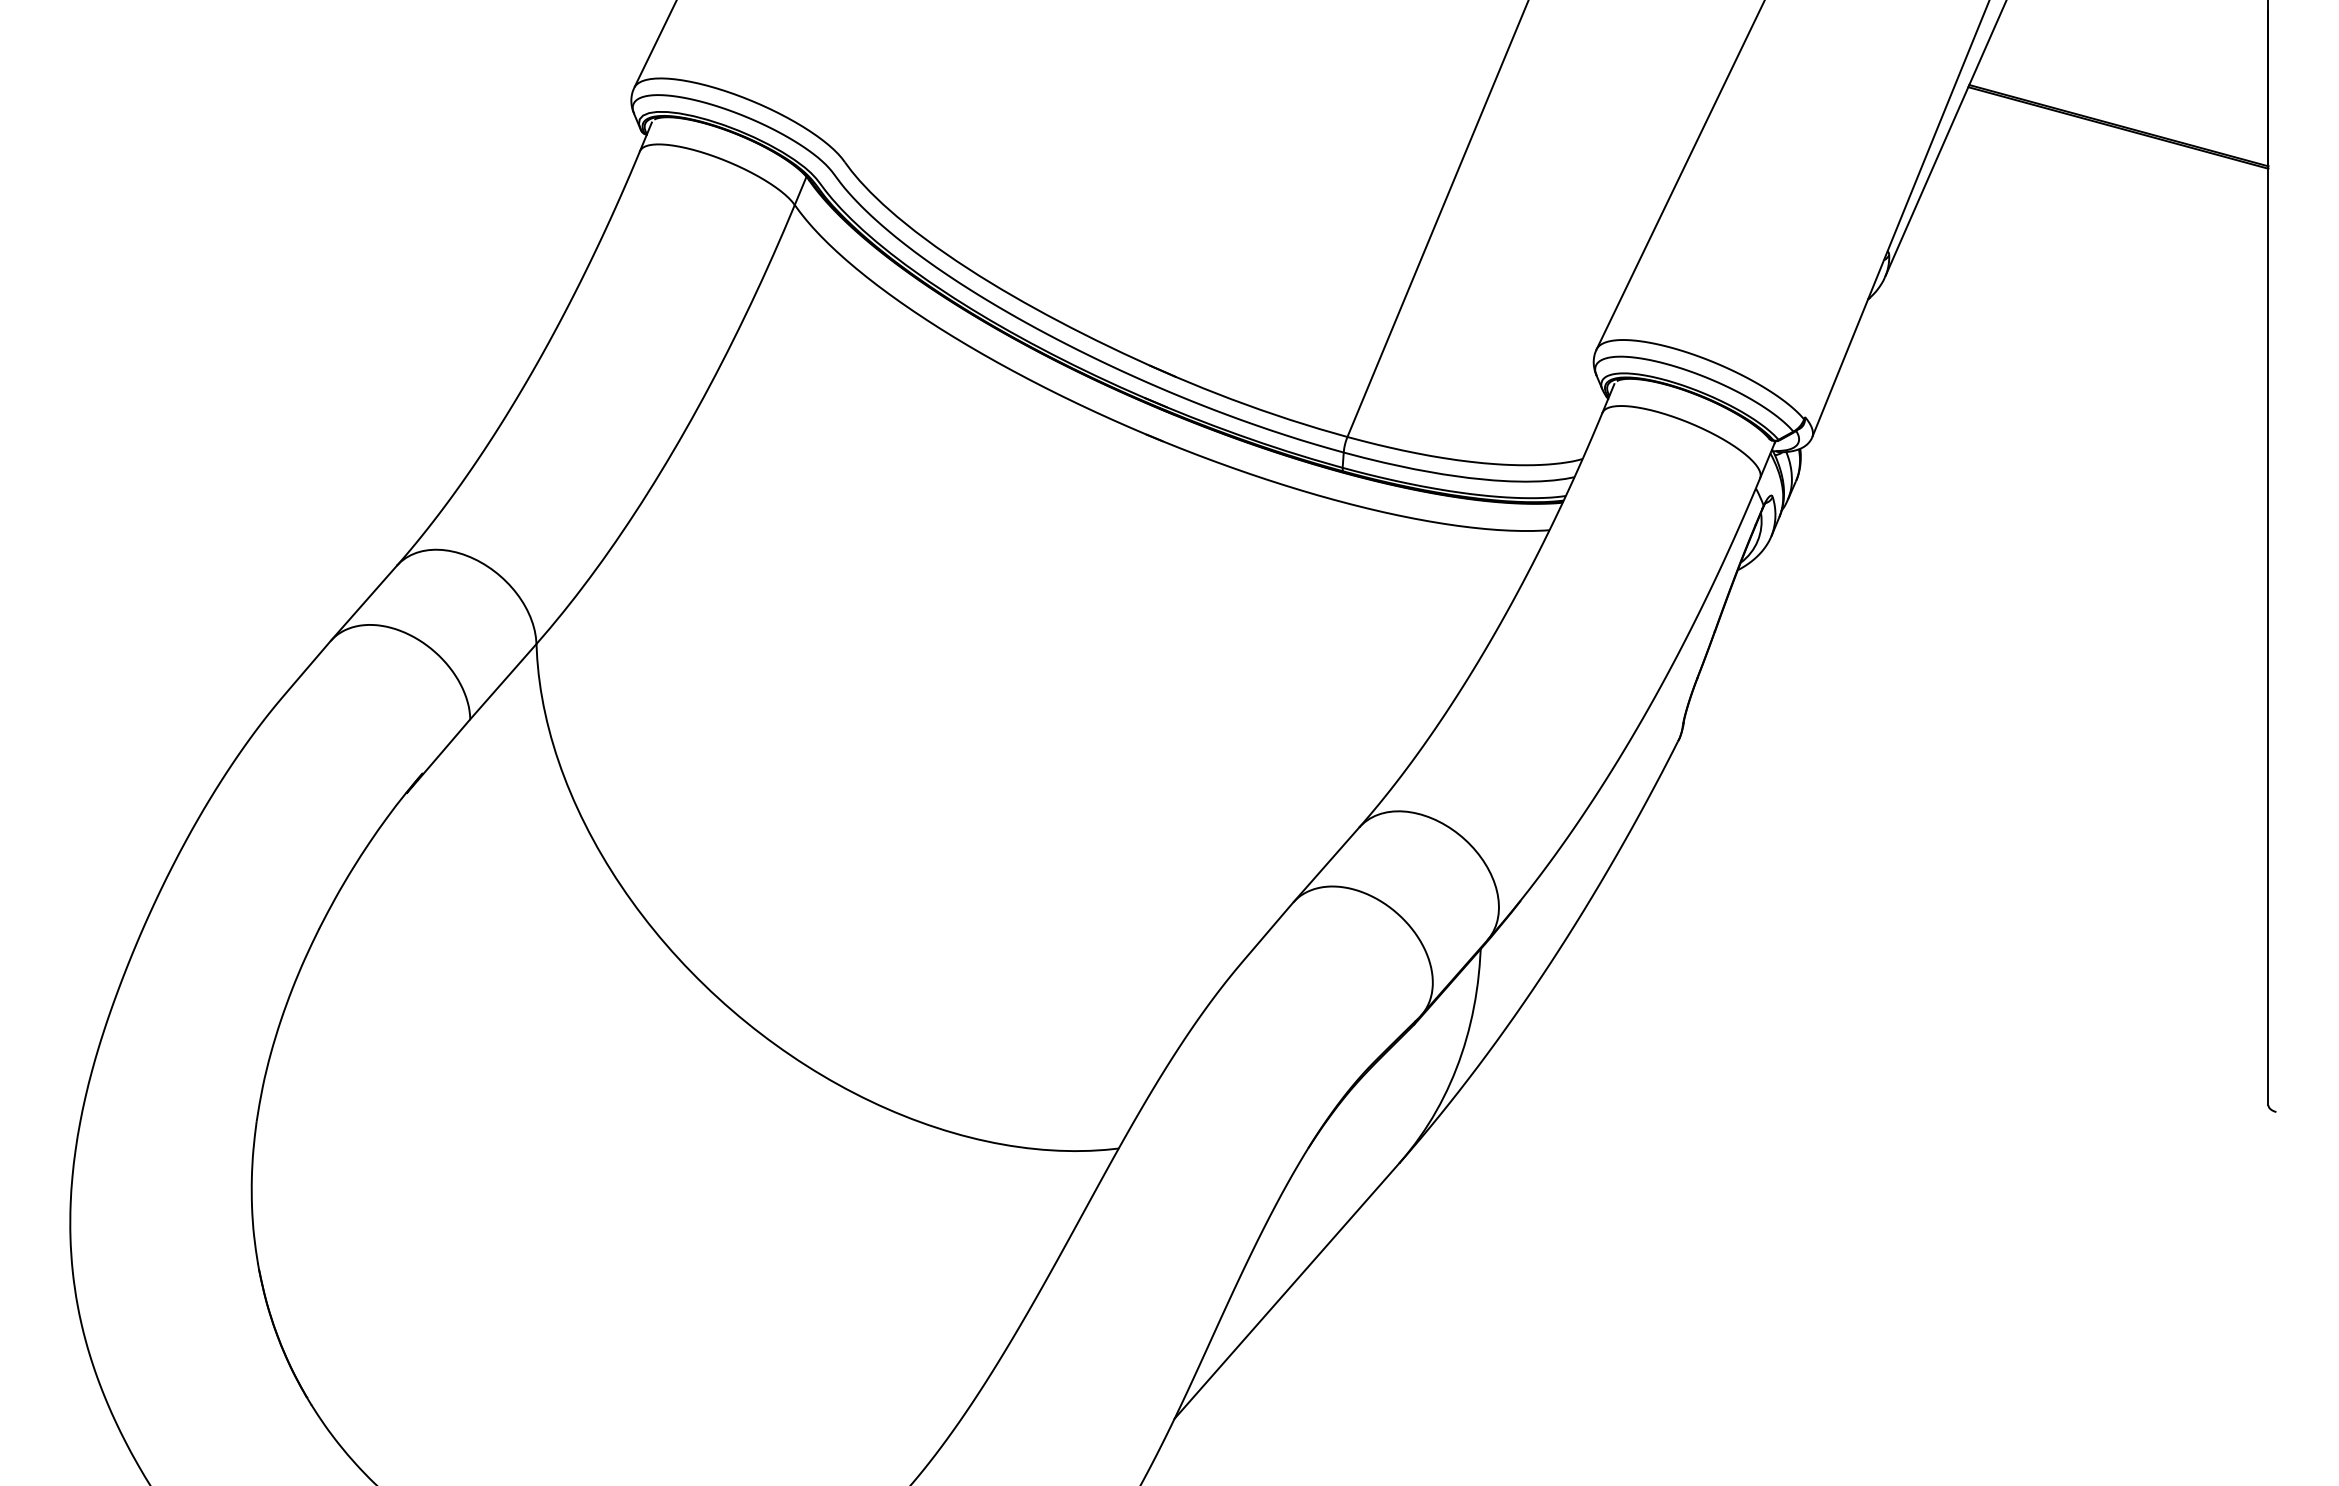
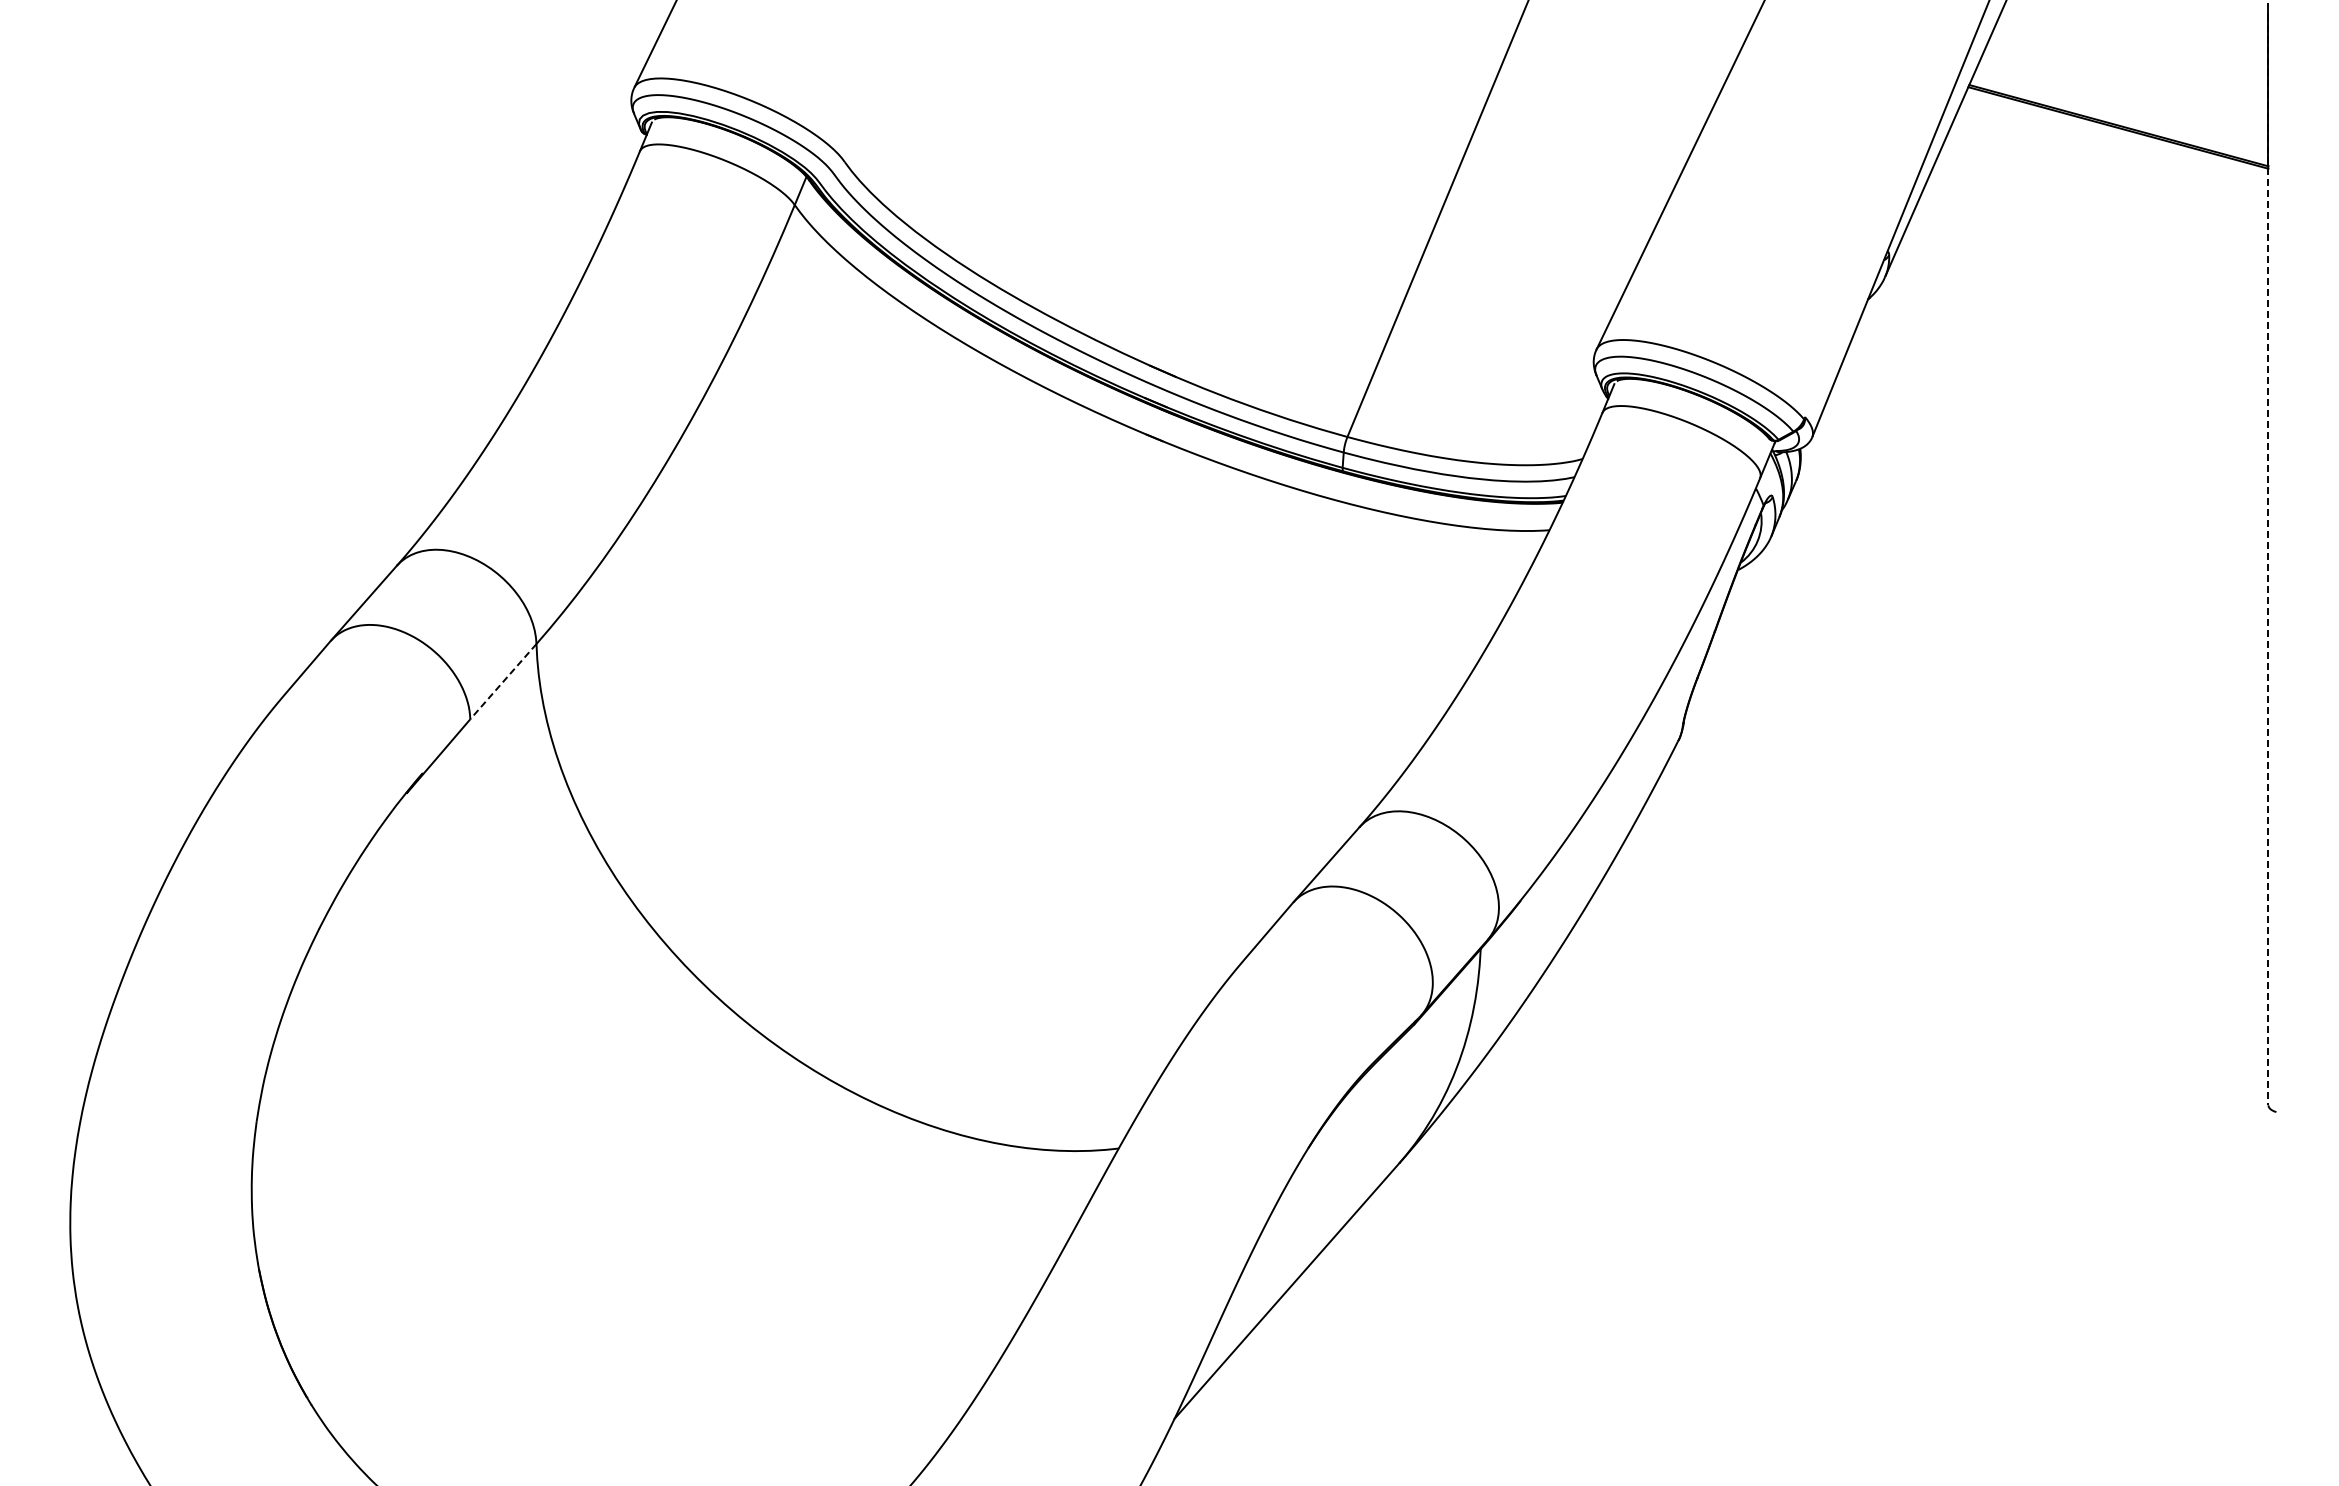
line: solid -> dashed (2268, 553)
line: solid -> dashed (503, 682)
